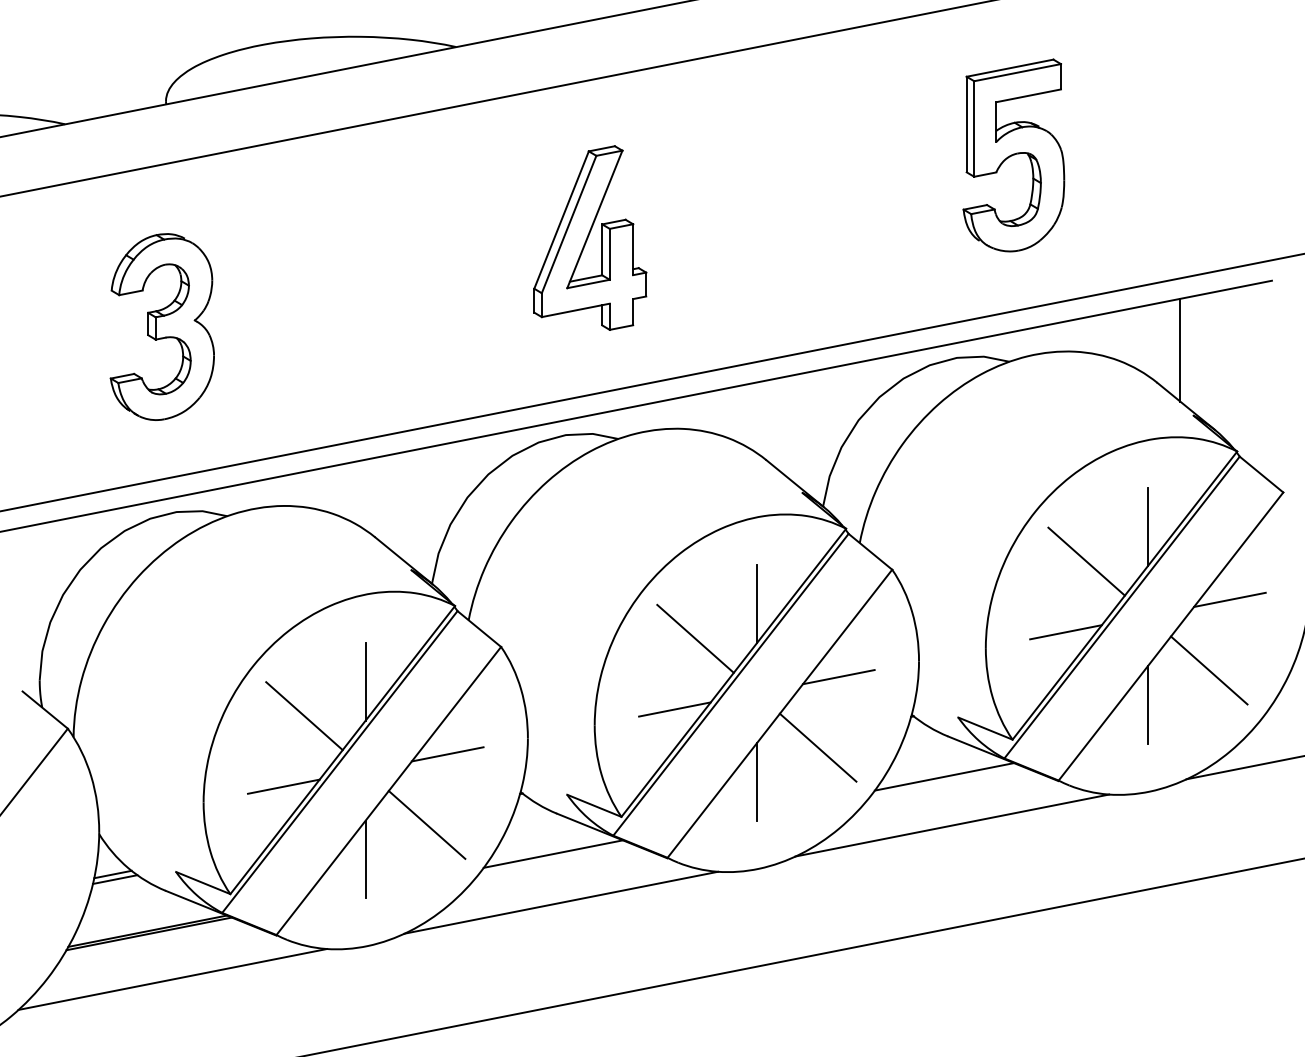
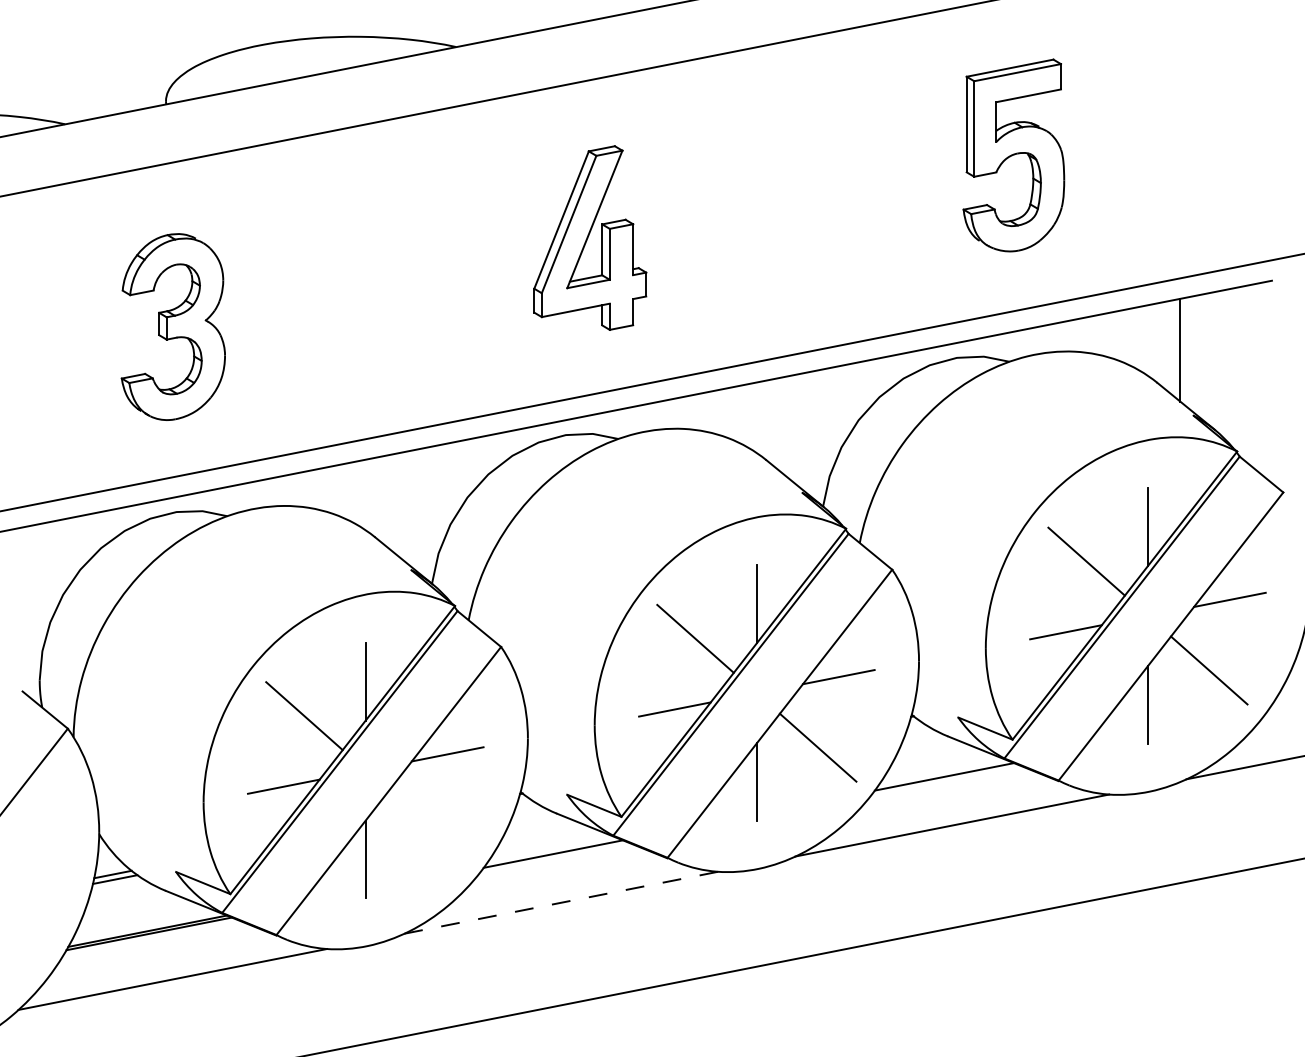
part position: (161, 326) -> (172, 326) (172, 326)
line: present -> none (426, 824)
line: solid -> dashed (561, 902)
